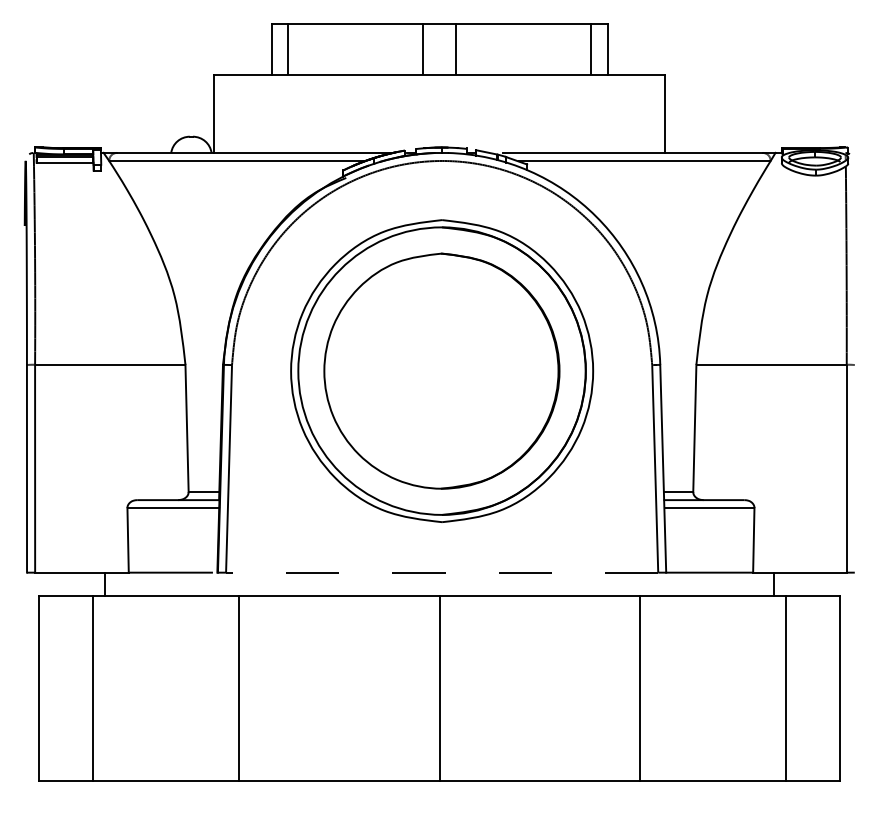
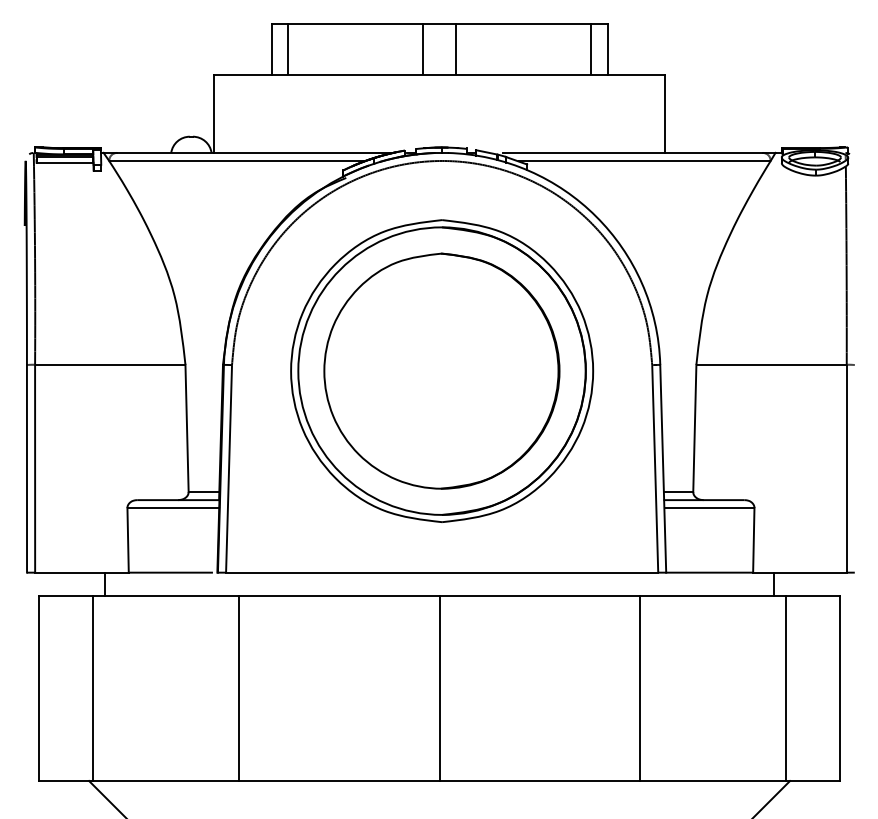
line: dashed -> solid (441, 572)
line: none -> present (106, 798)
line: none -> present (772, 798)
